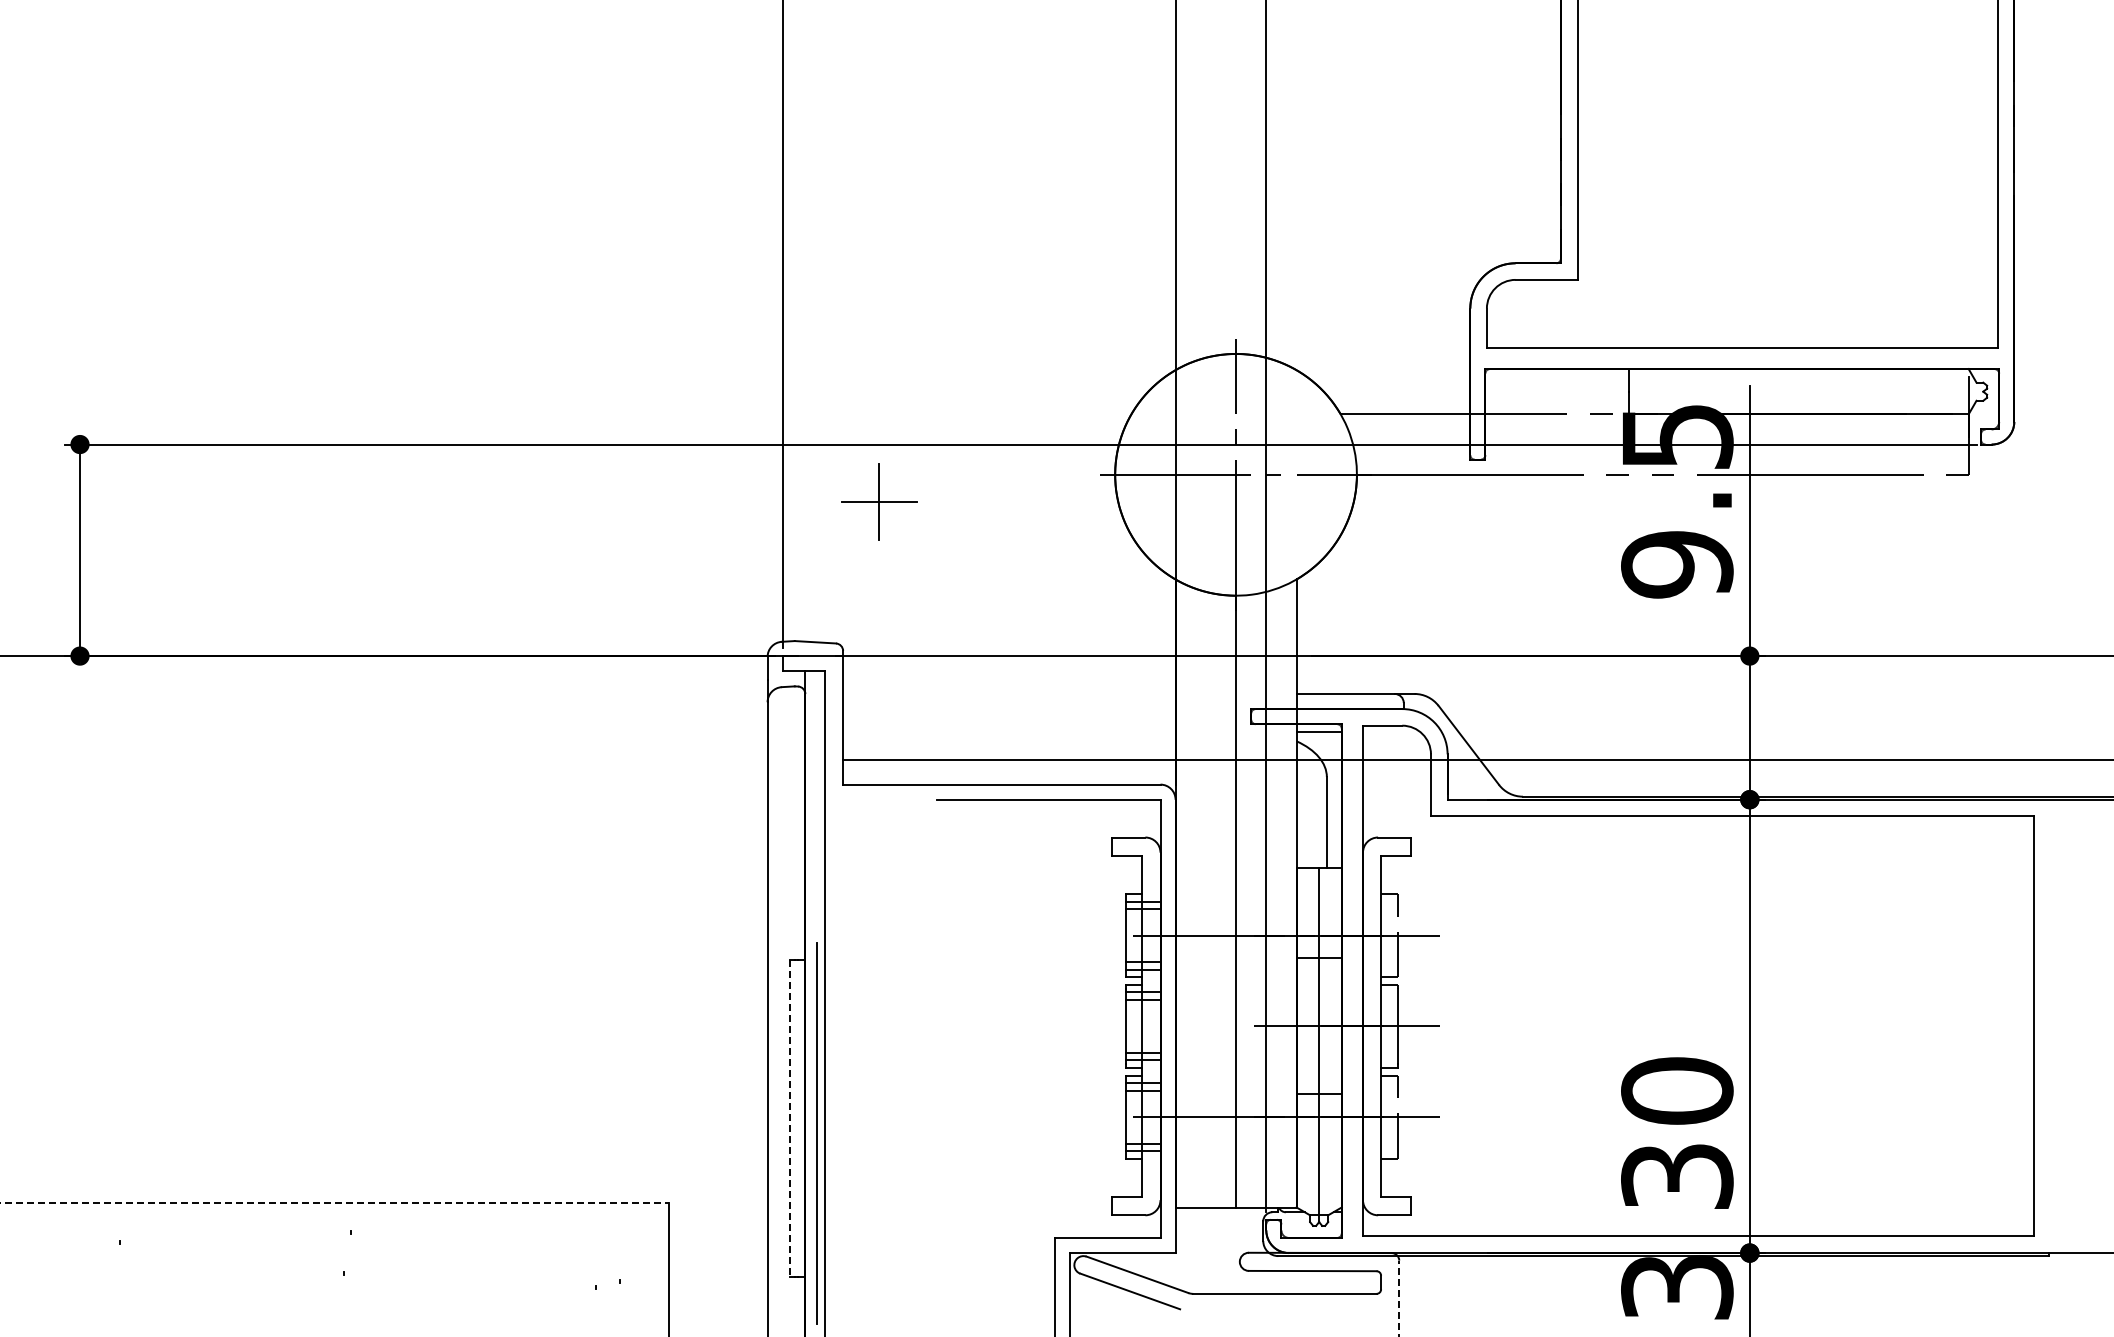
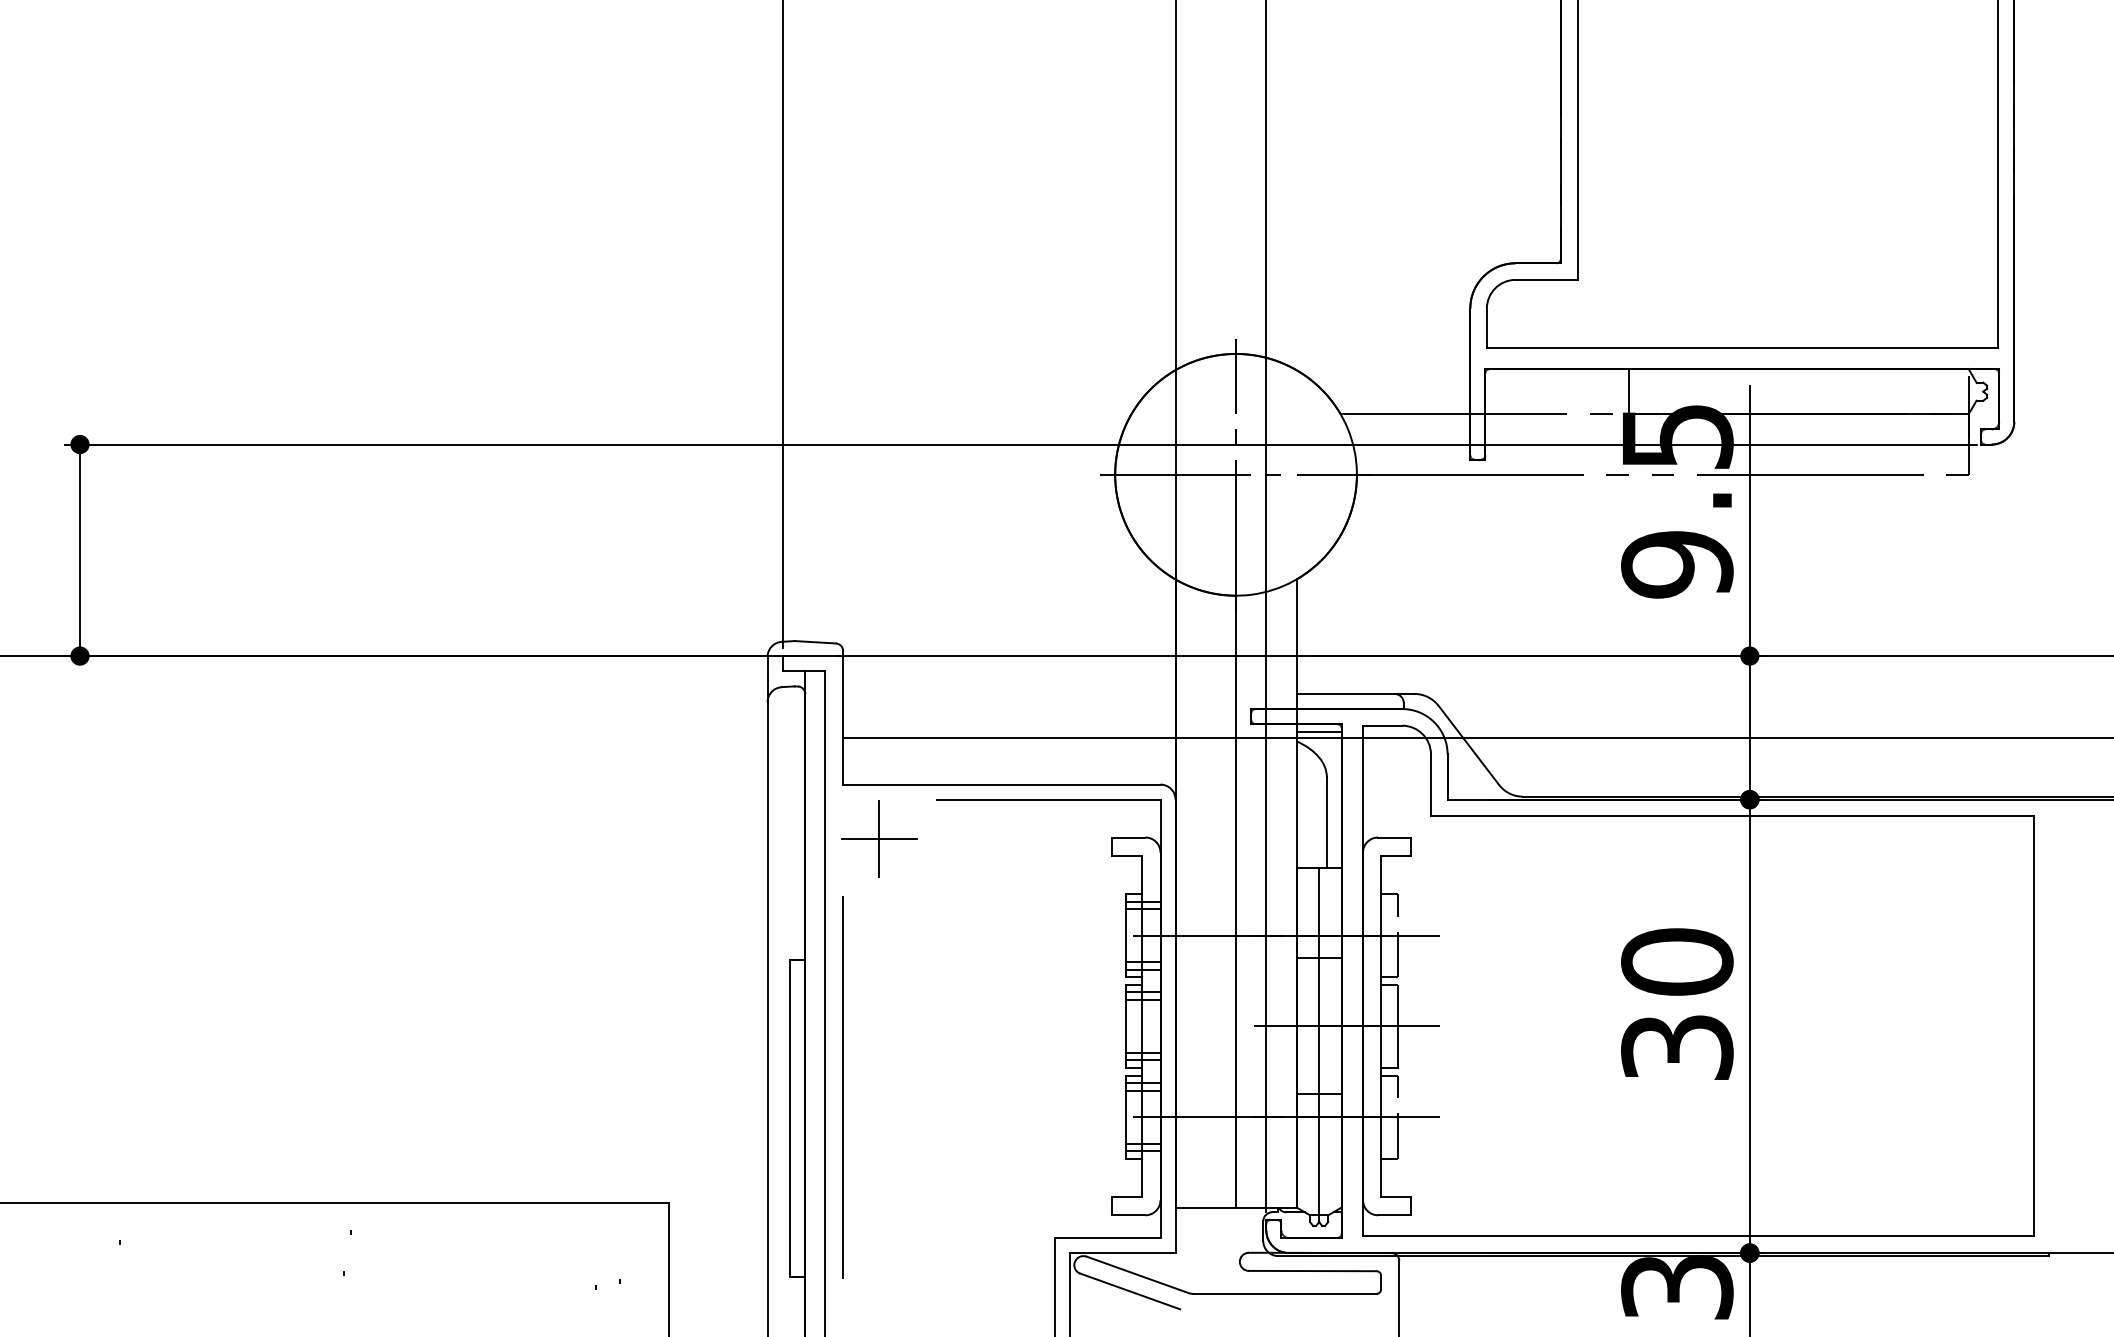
part position: (879, 501) -> (879, 838) (879, 838)
line position: (1476, 759) -> (1476, 737) (1476, 737)
line: dashed -> solid (790, 1118)
text position: (1677, 1132) -> (1677, 1003) (1677, 1003)
line position: (816, 1133) -> (842, 1087) (842, 1087)
line: dashed -> solid (335, 1203)
line: dashed -> solid (1399, 1298)
